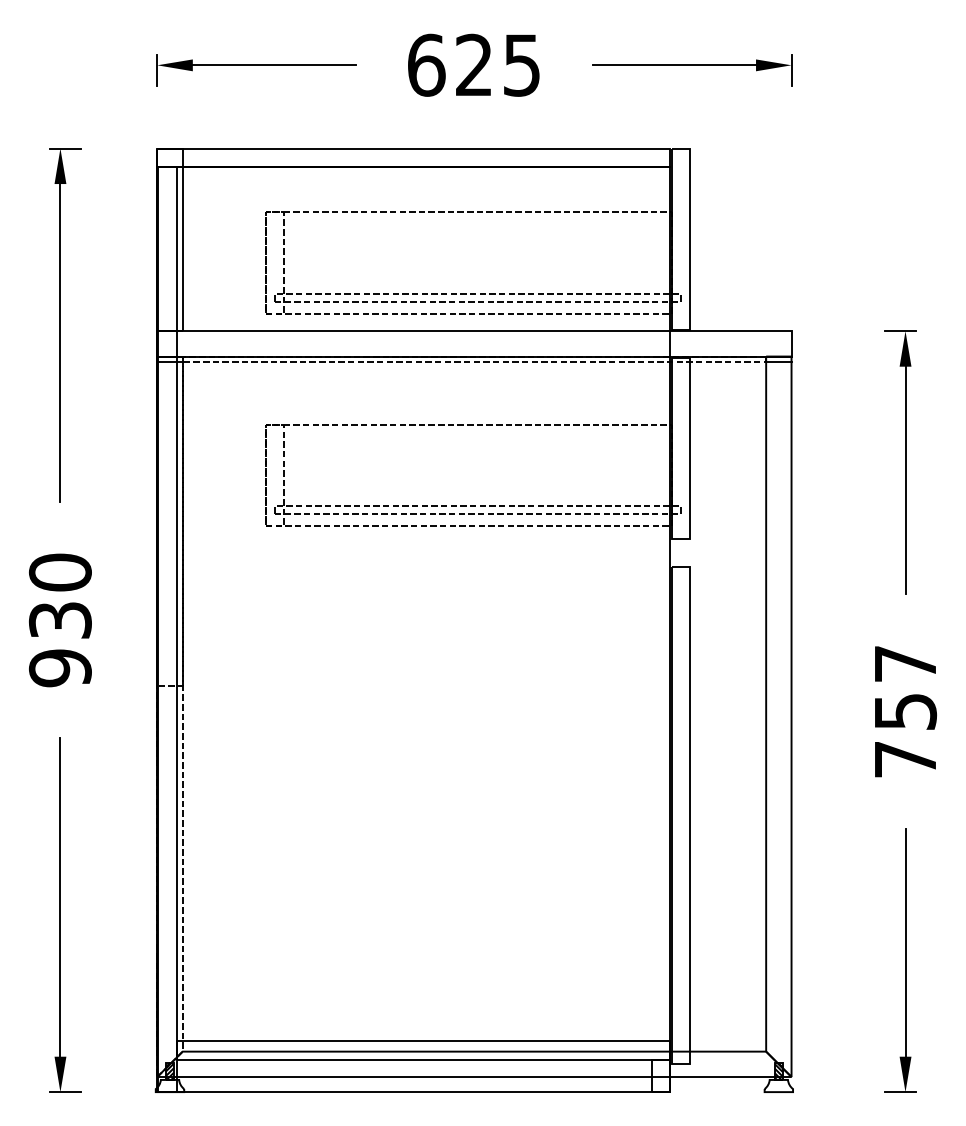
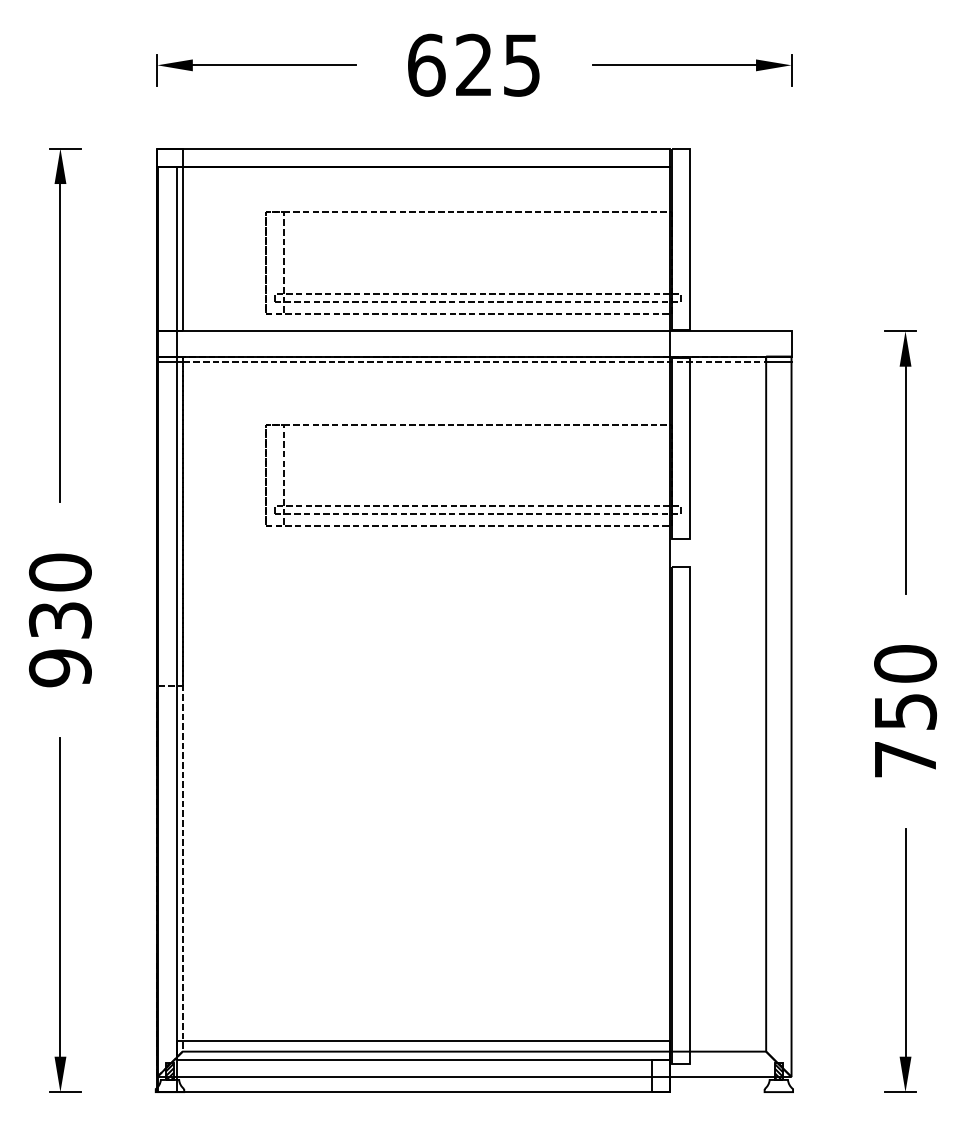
text: 757 -> 750 (905, 663)
